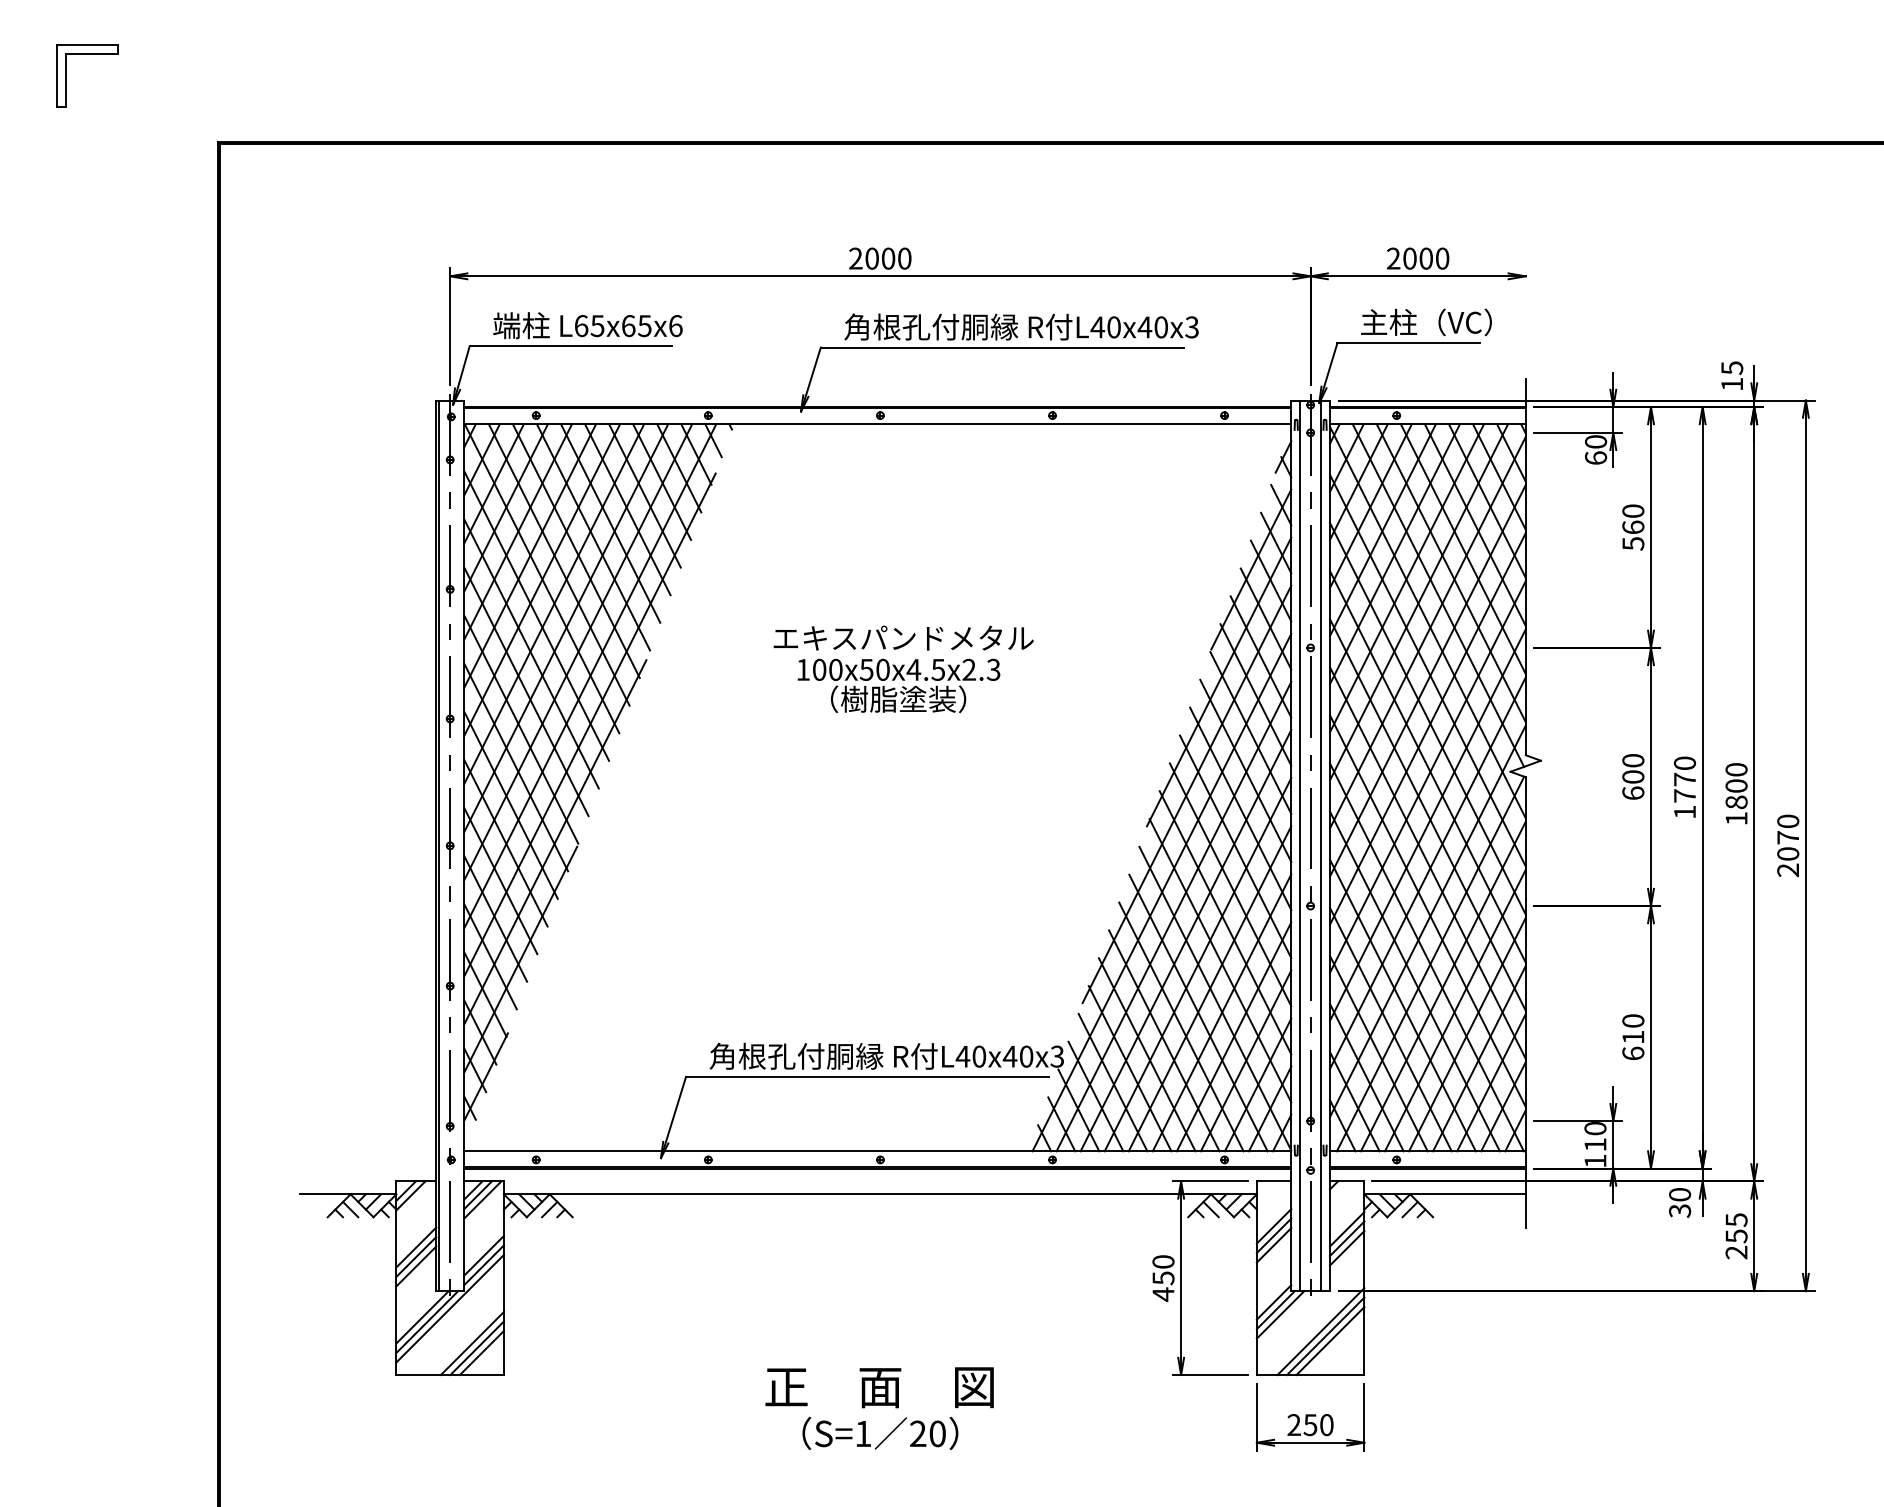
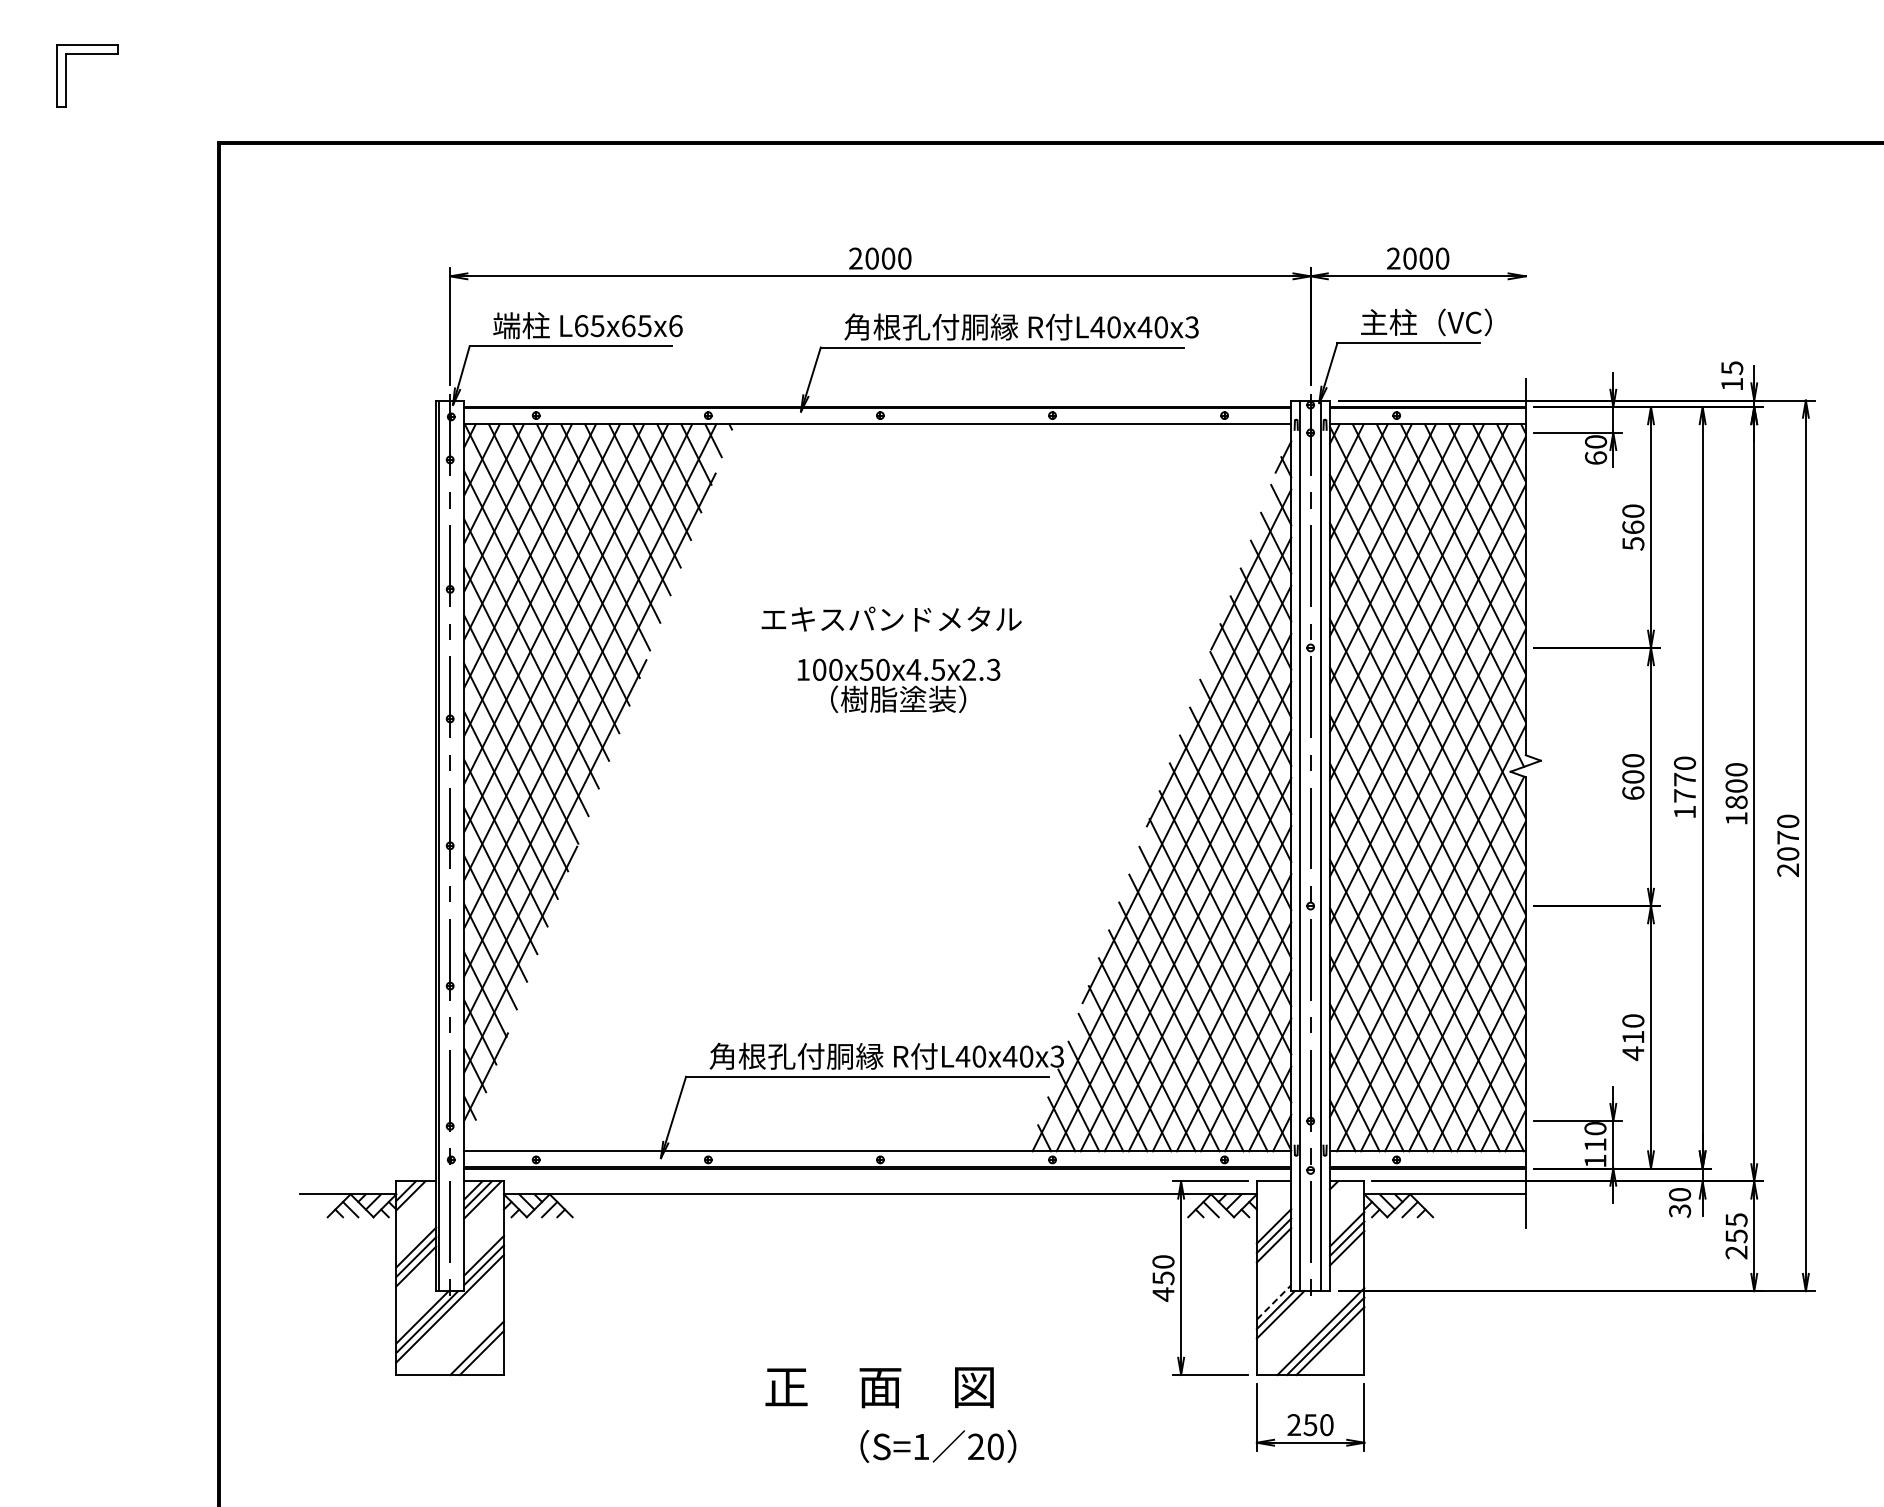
text position: (903, 637) -> (891, 618) (891, 618)
text: 610 -> 410 (1633, 1053)
line: solid -> dashed (1274, 1302)
line: present -> none (471, 1343)
text position: (880, 1432) -> (938, 1445) (938, 1445)
